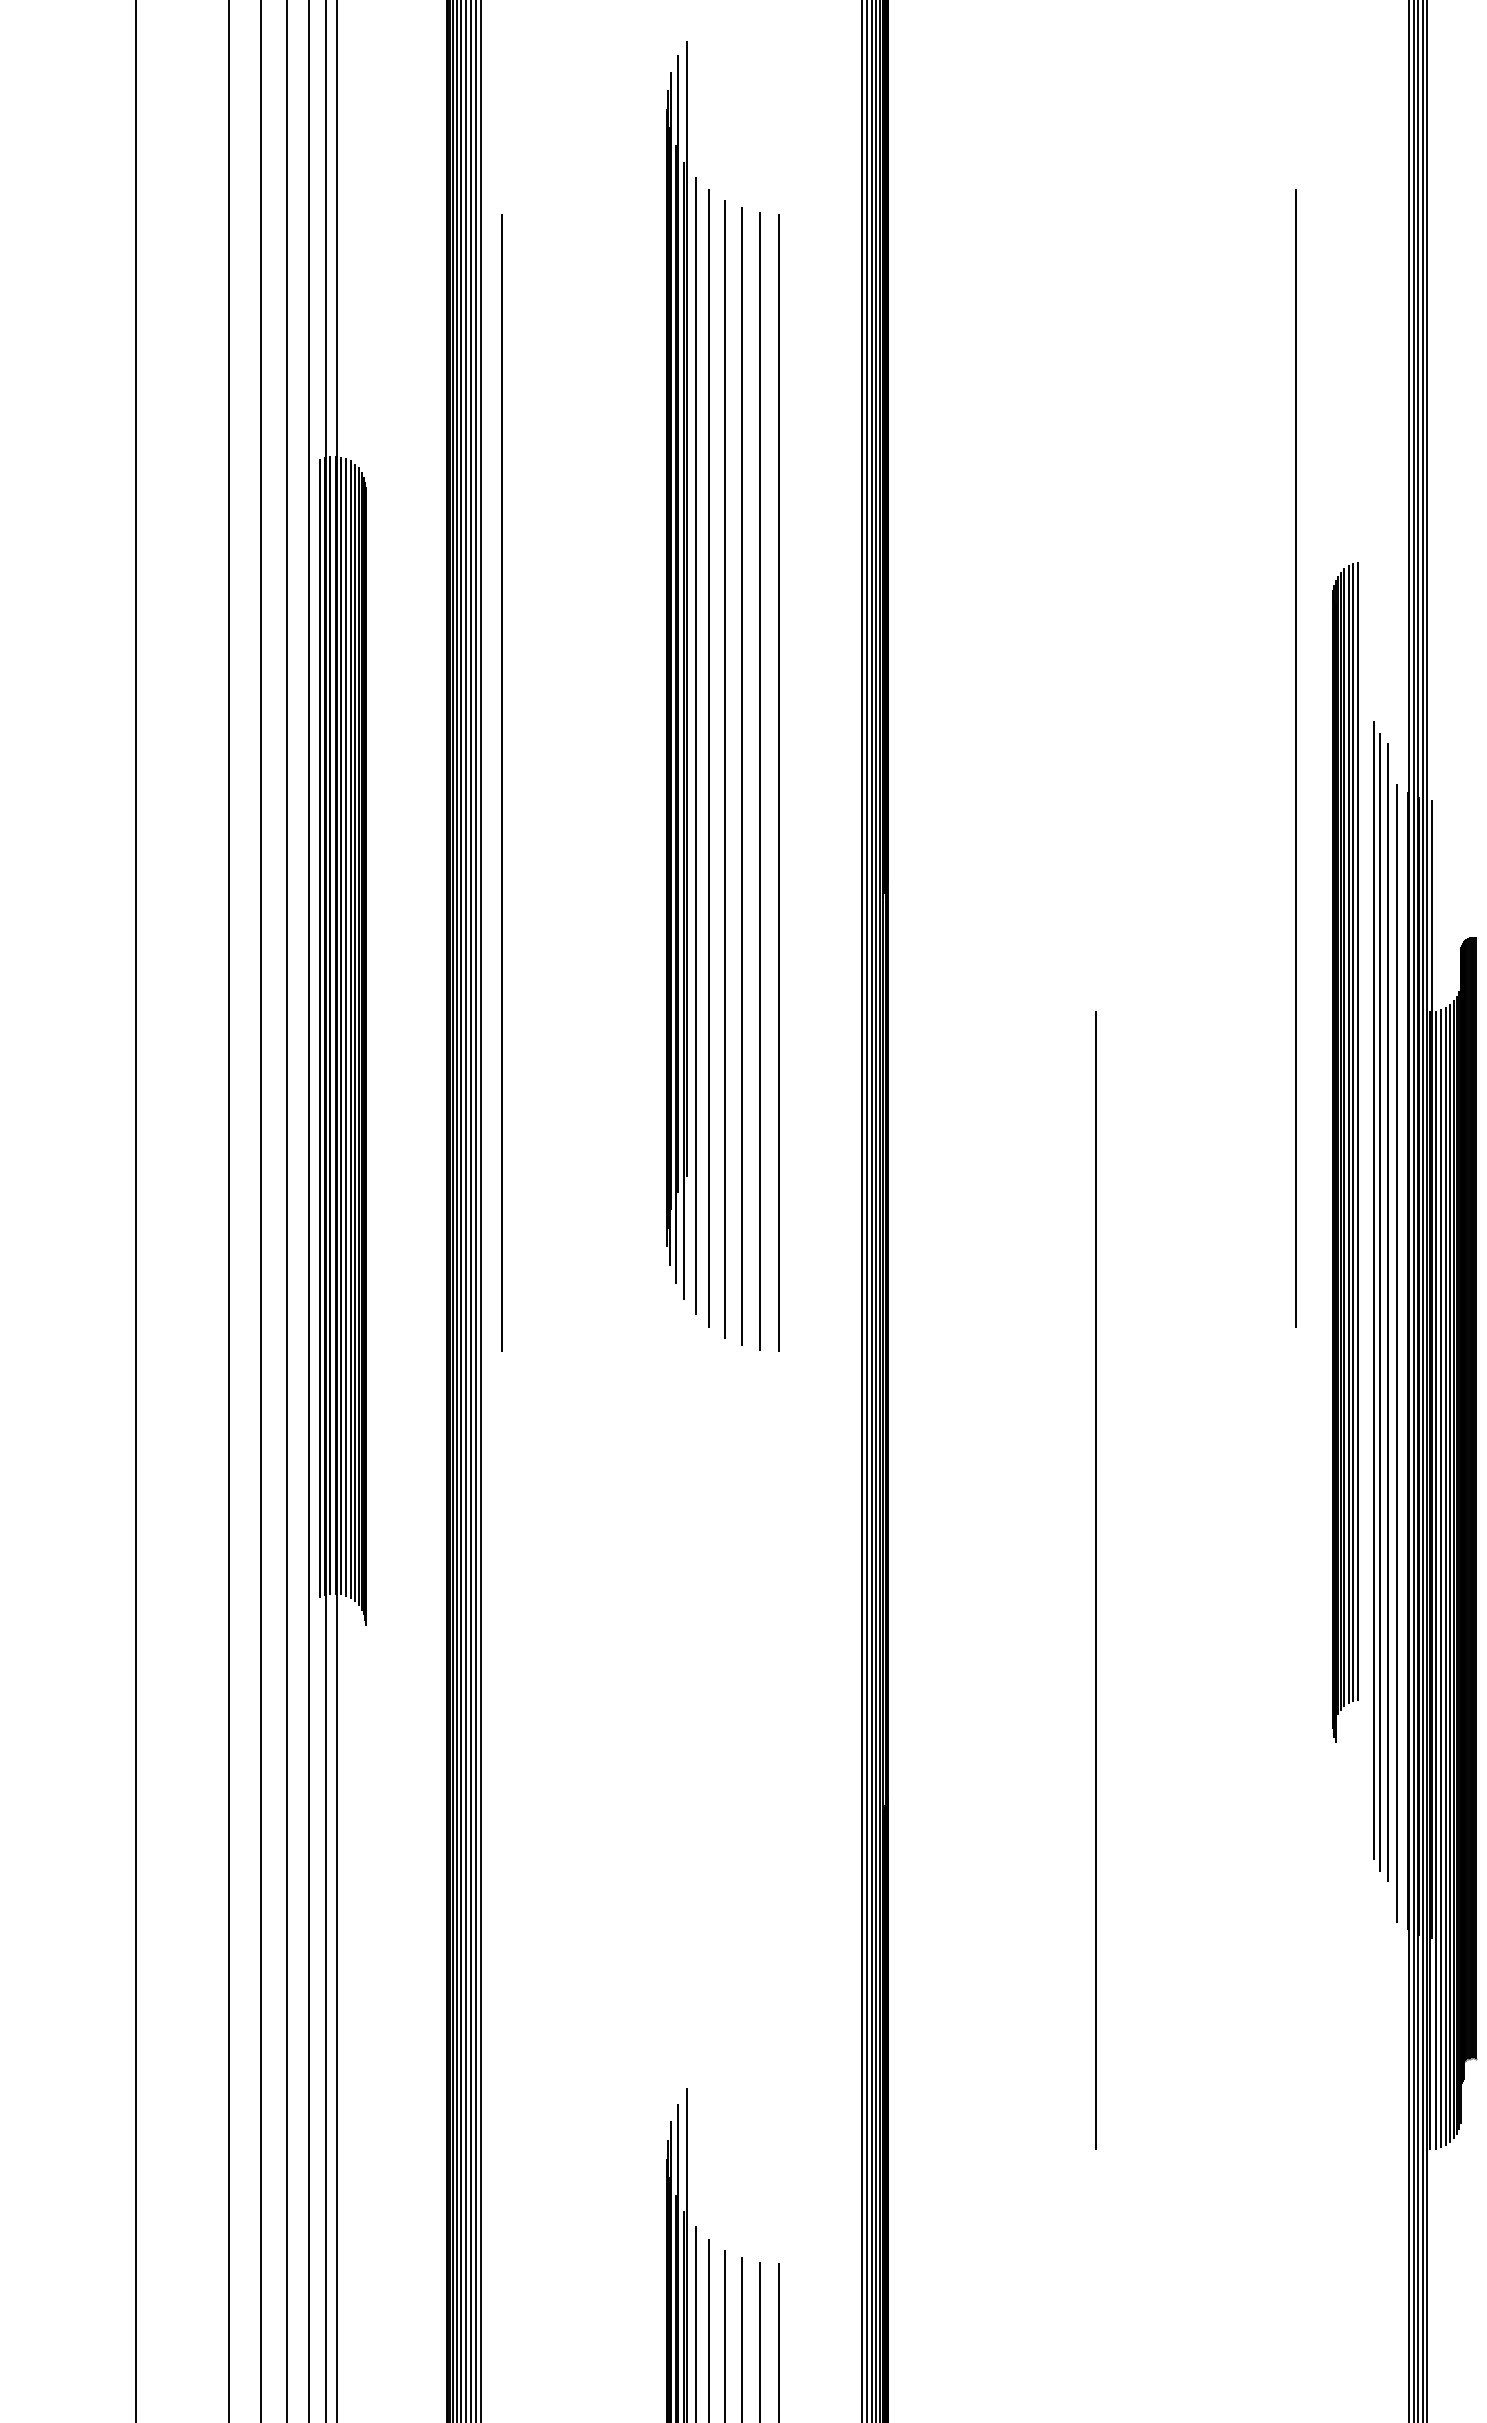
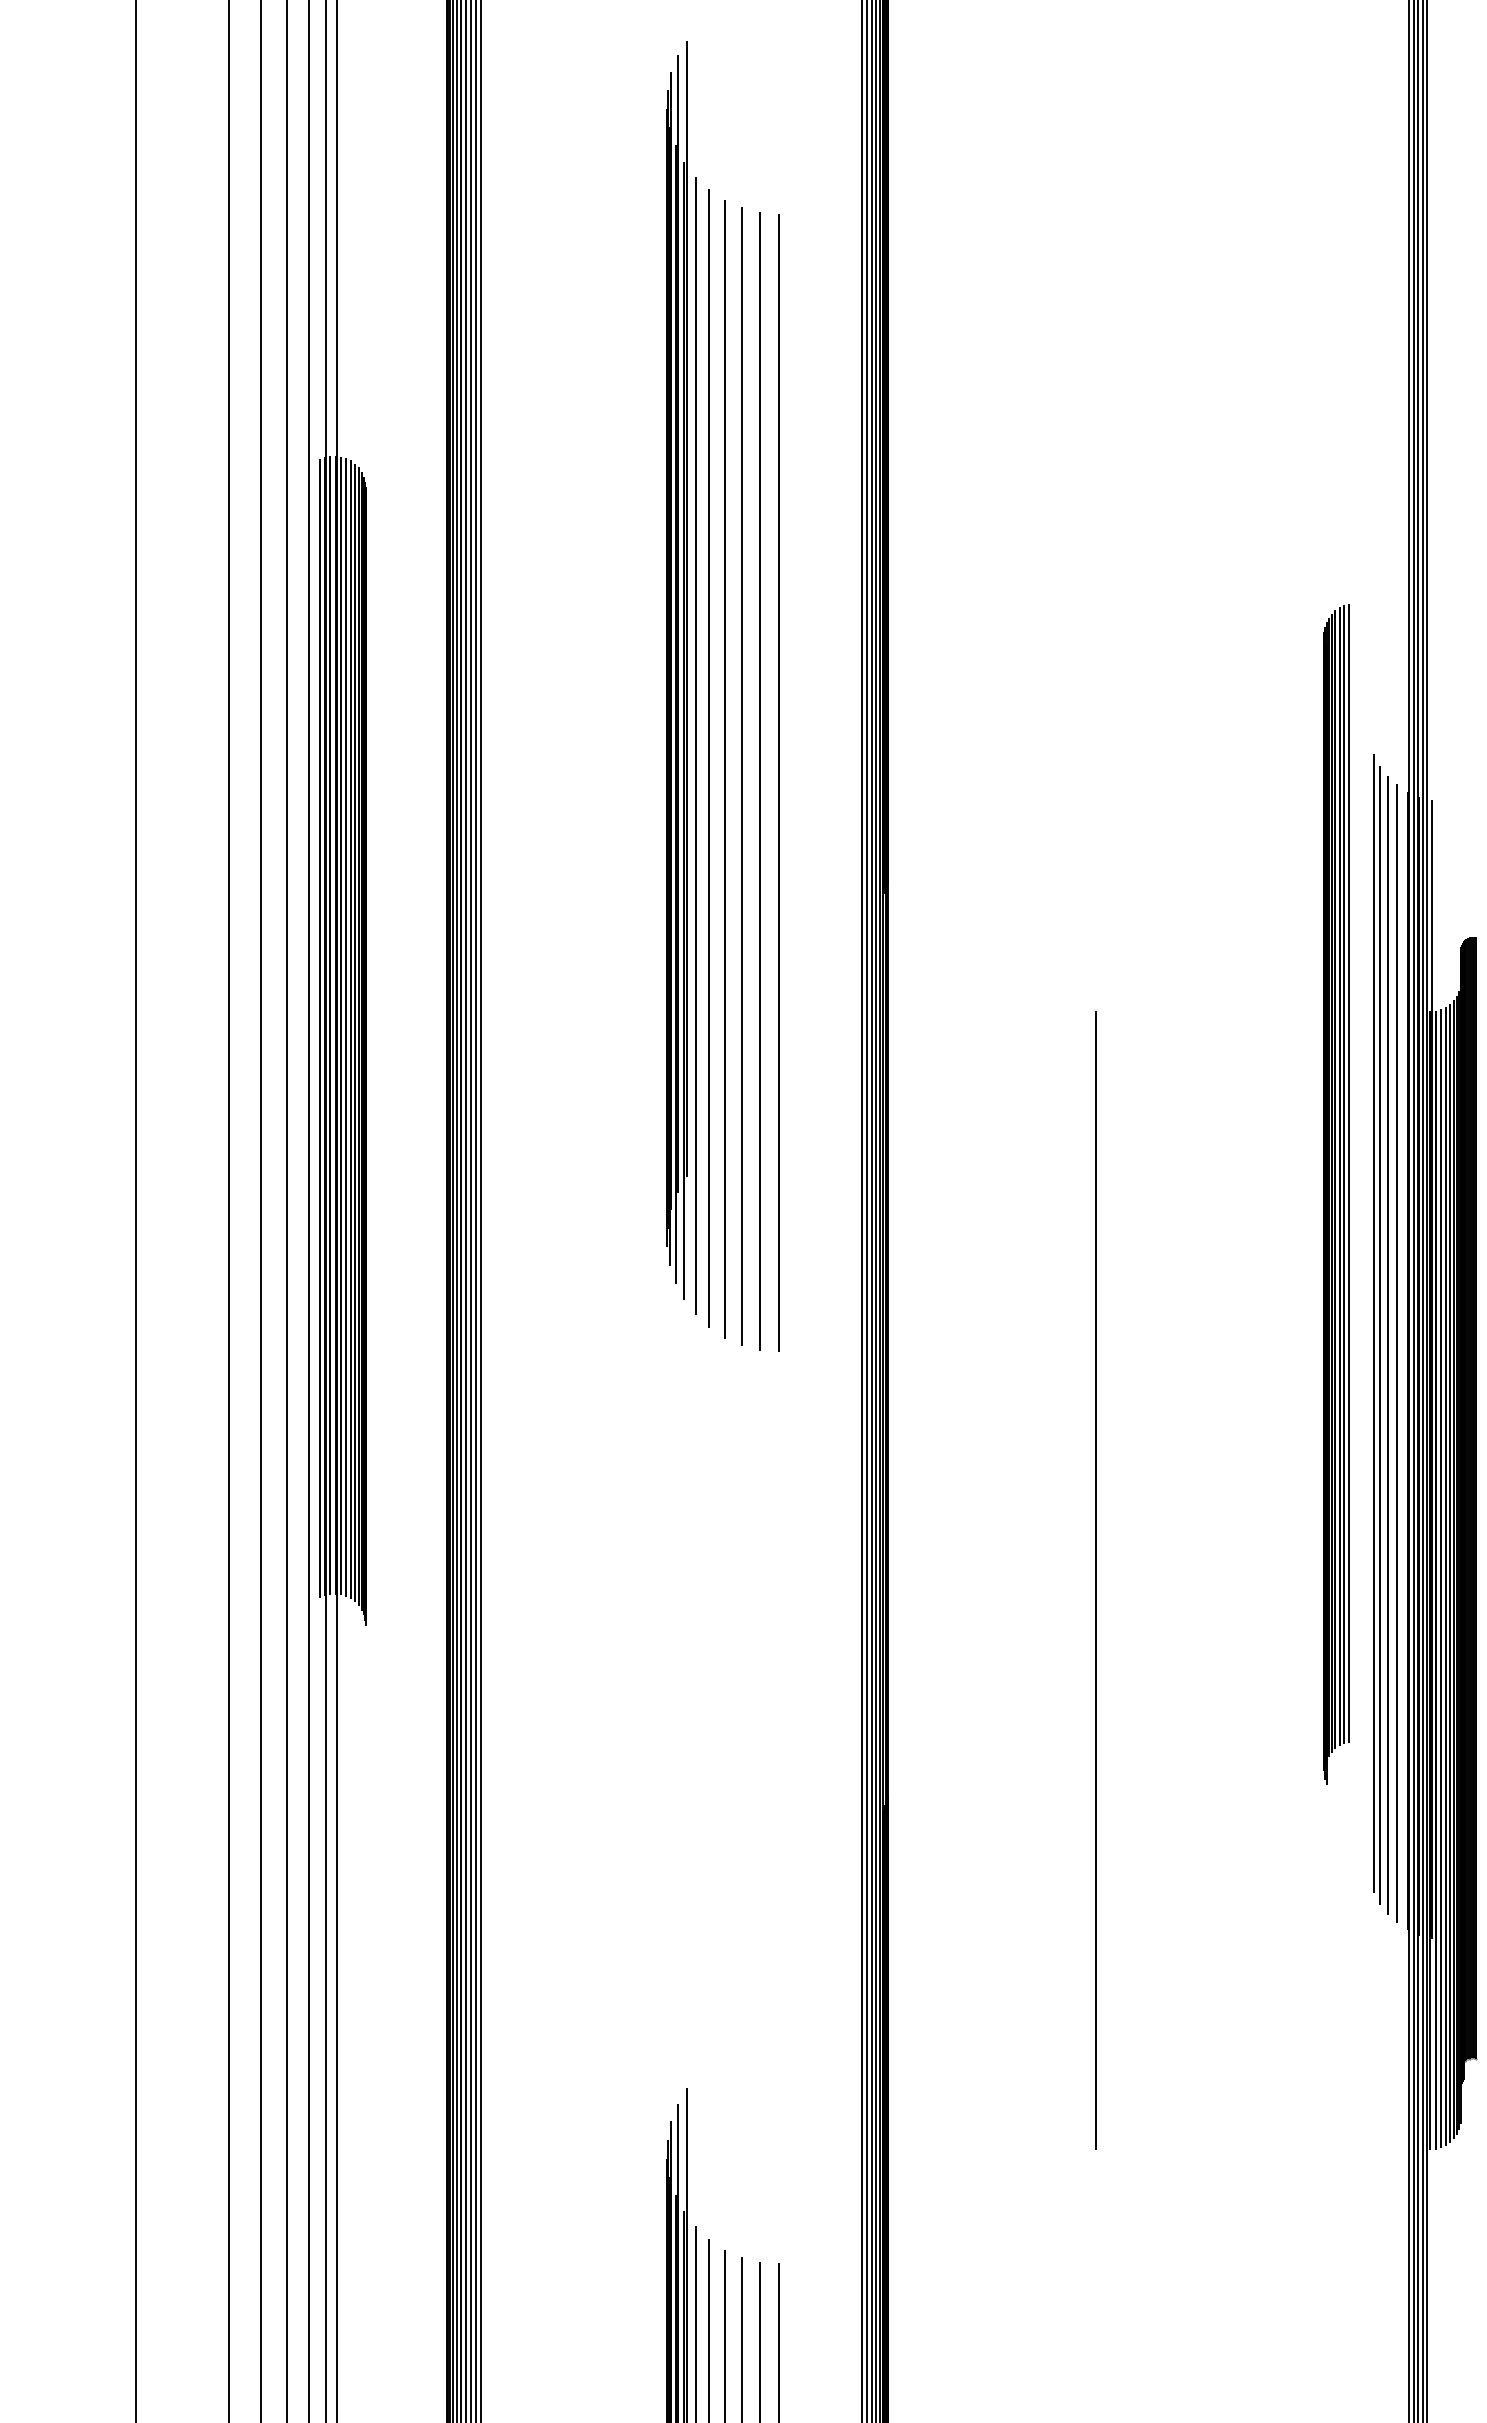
line: present -> none (1295, 758)
line: present -> none (501, 782)
part position: (1345, 1152) -> (1336, 1194) (1336, 1194)
part position: (1380, 1301) -> (1380, 1334) (1380, 1334)
